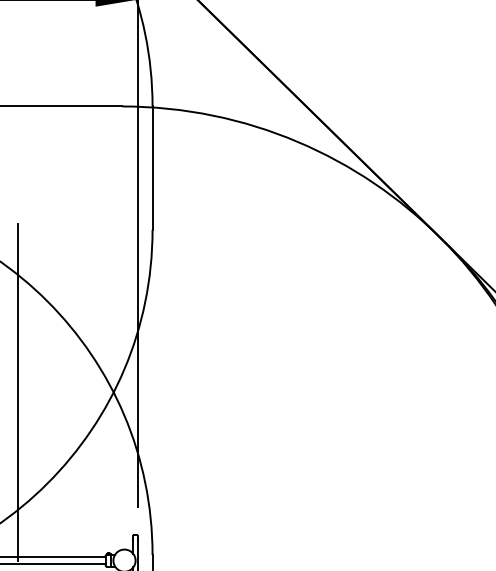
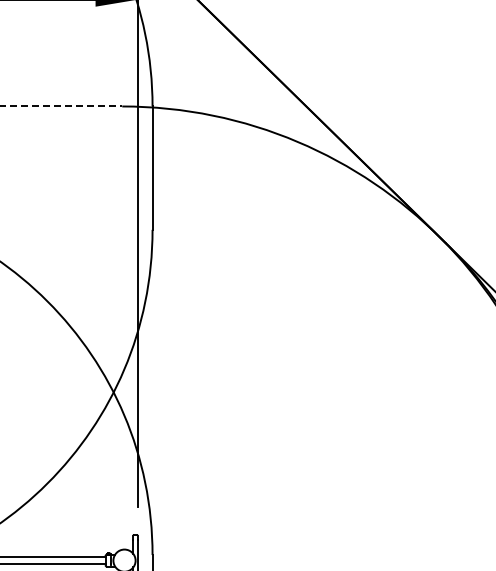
line: solid -> dashed (61, 106)
line: present -> none (17, 392)
